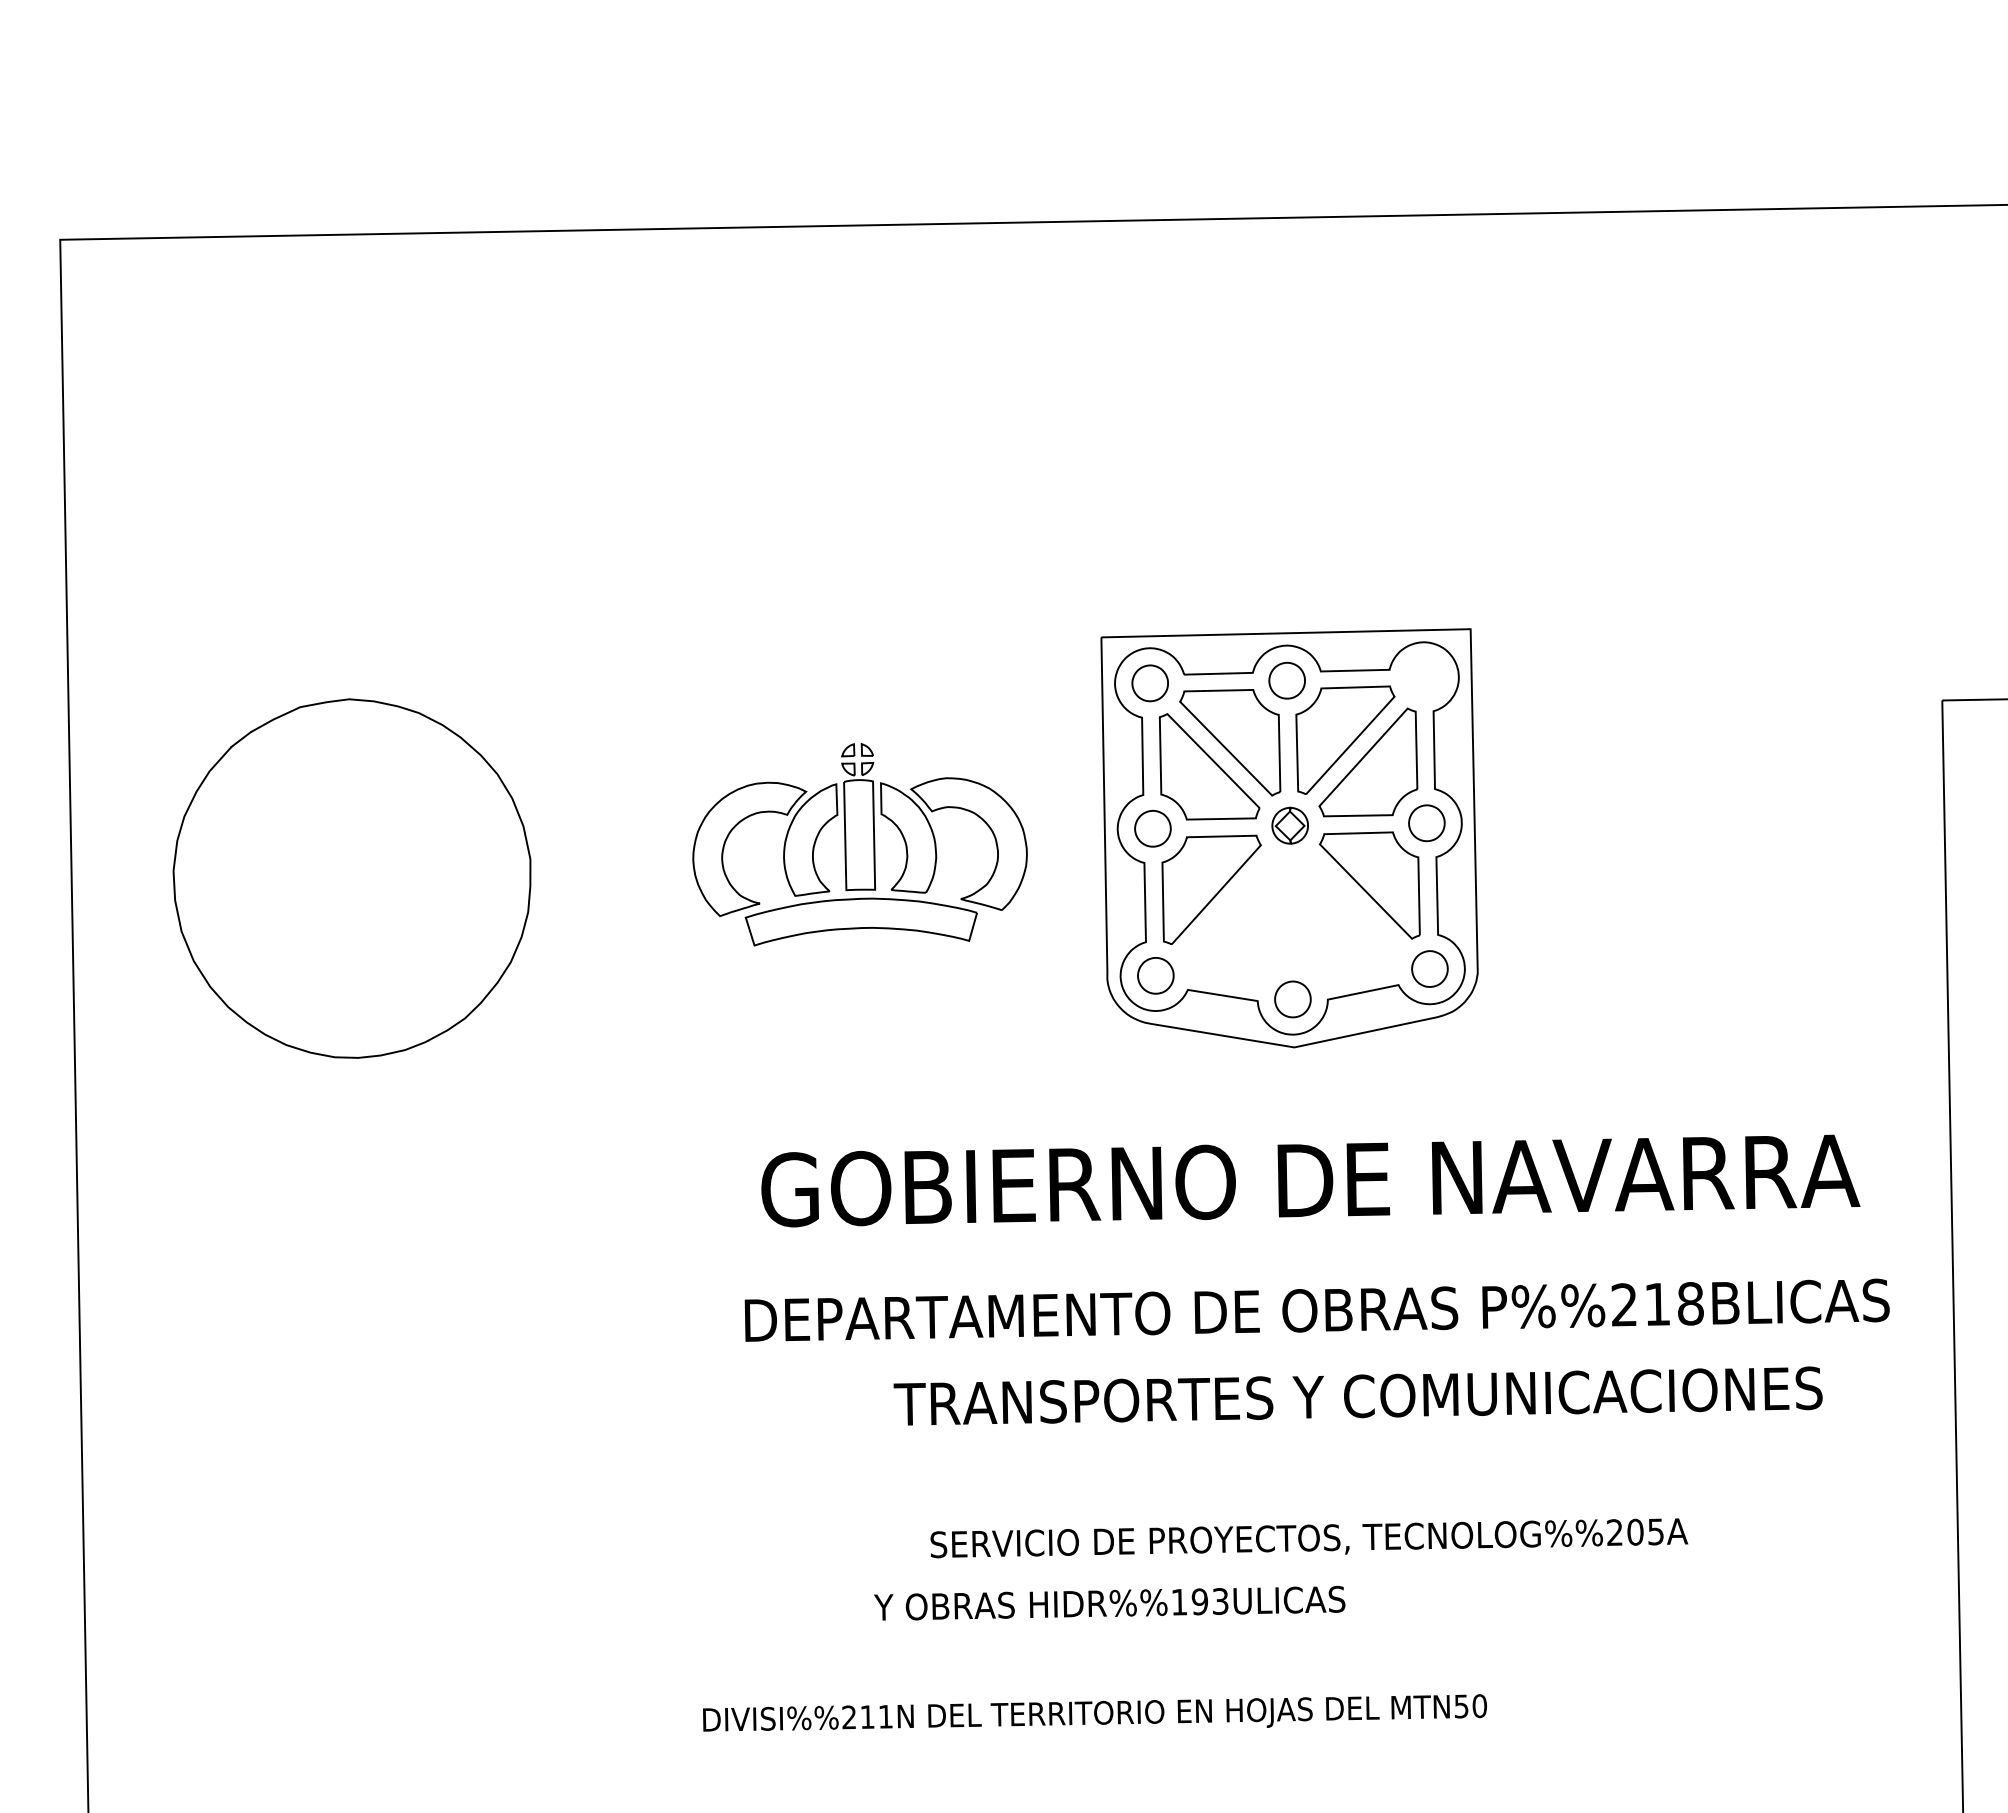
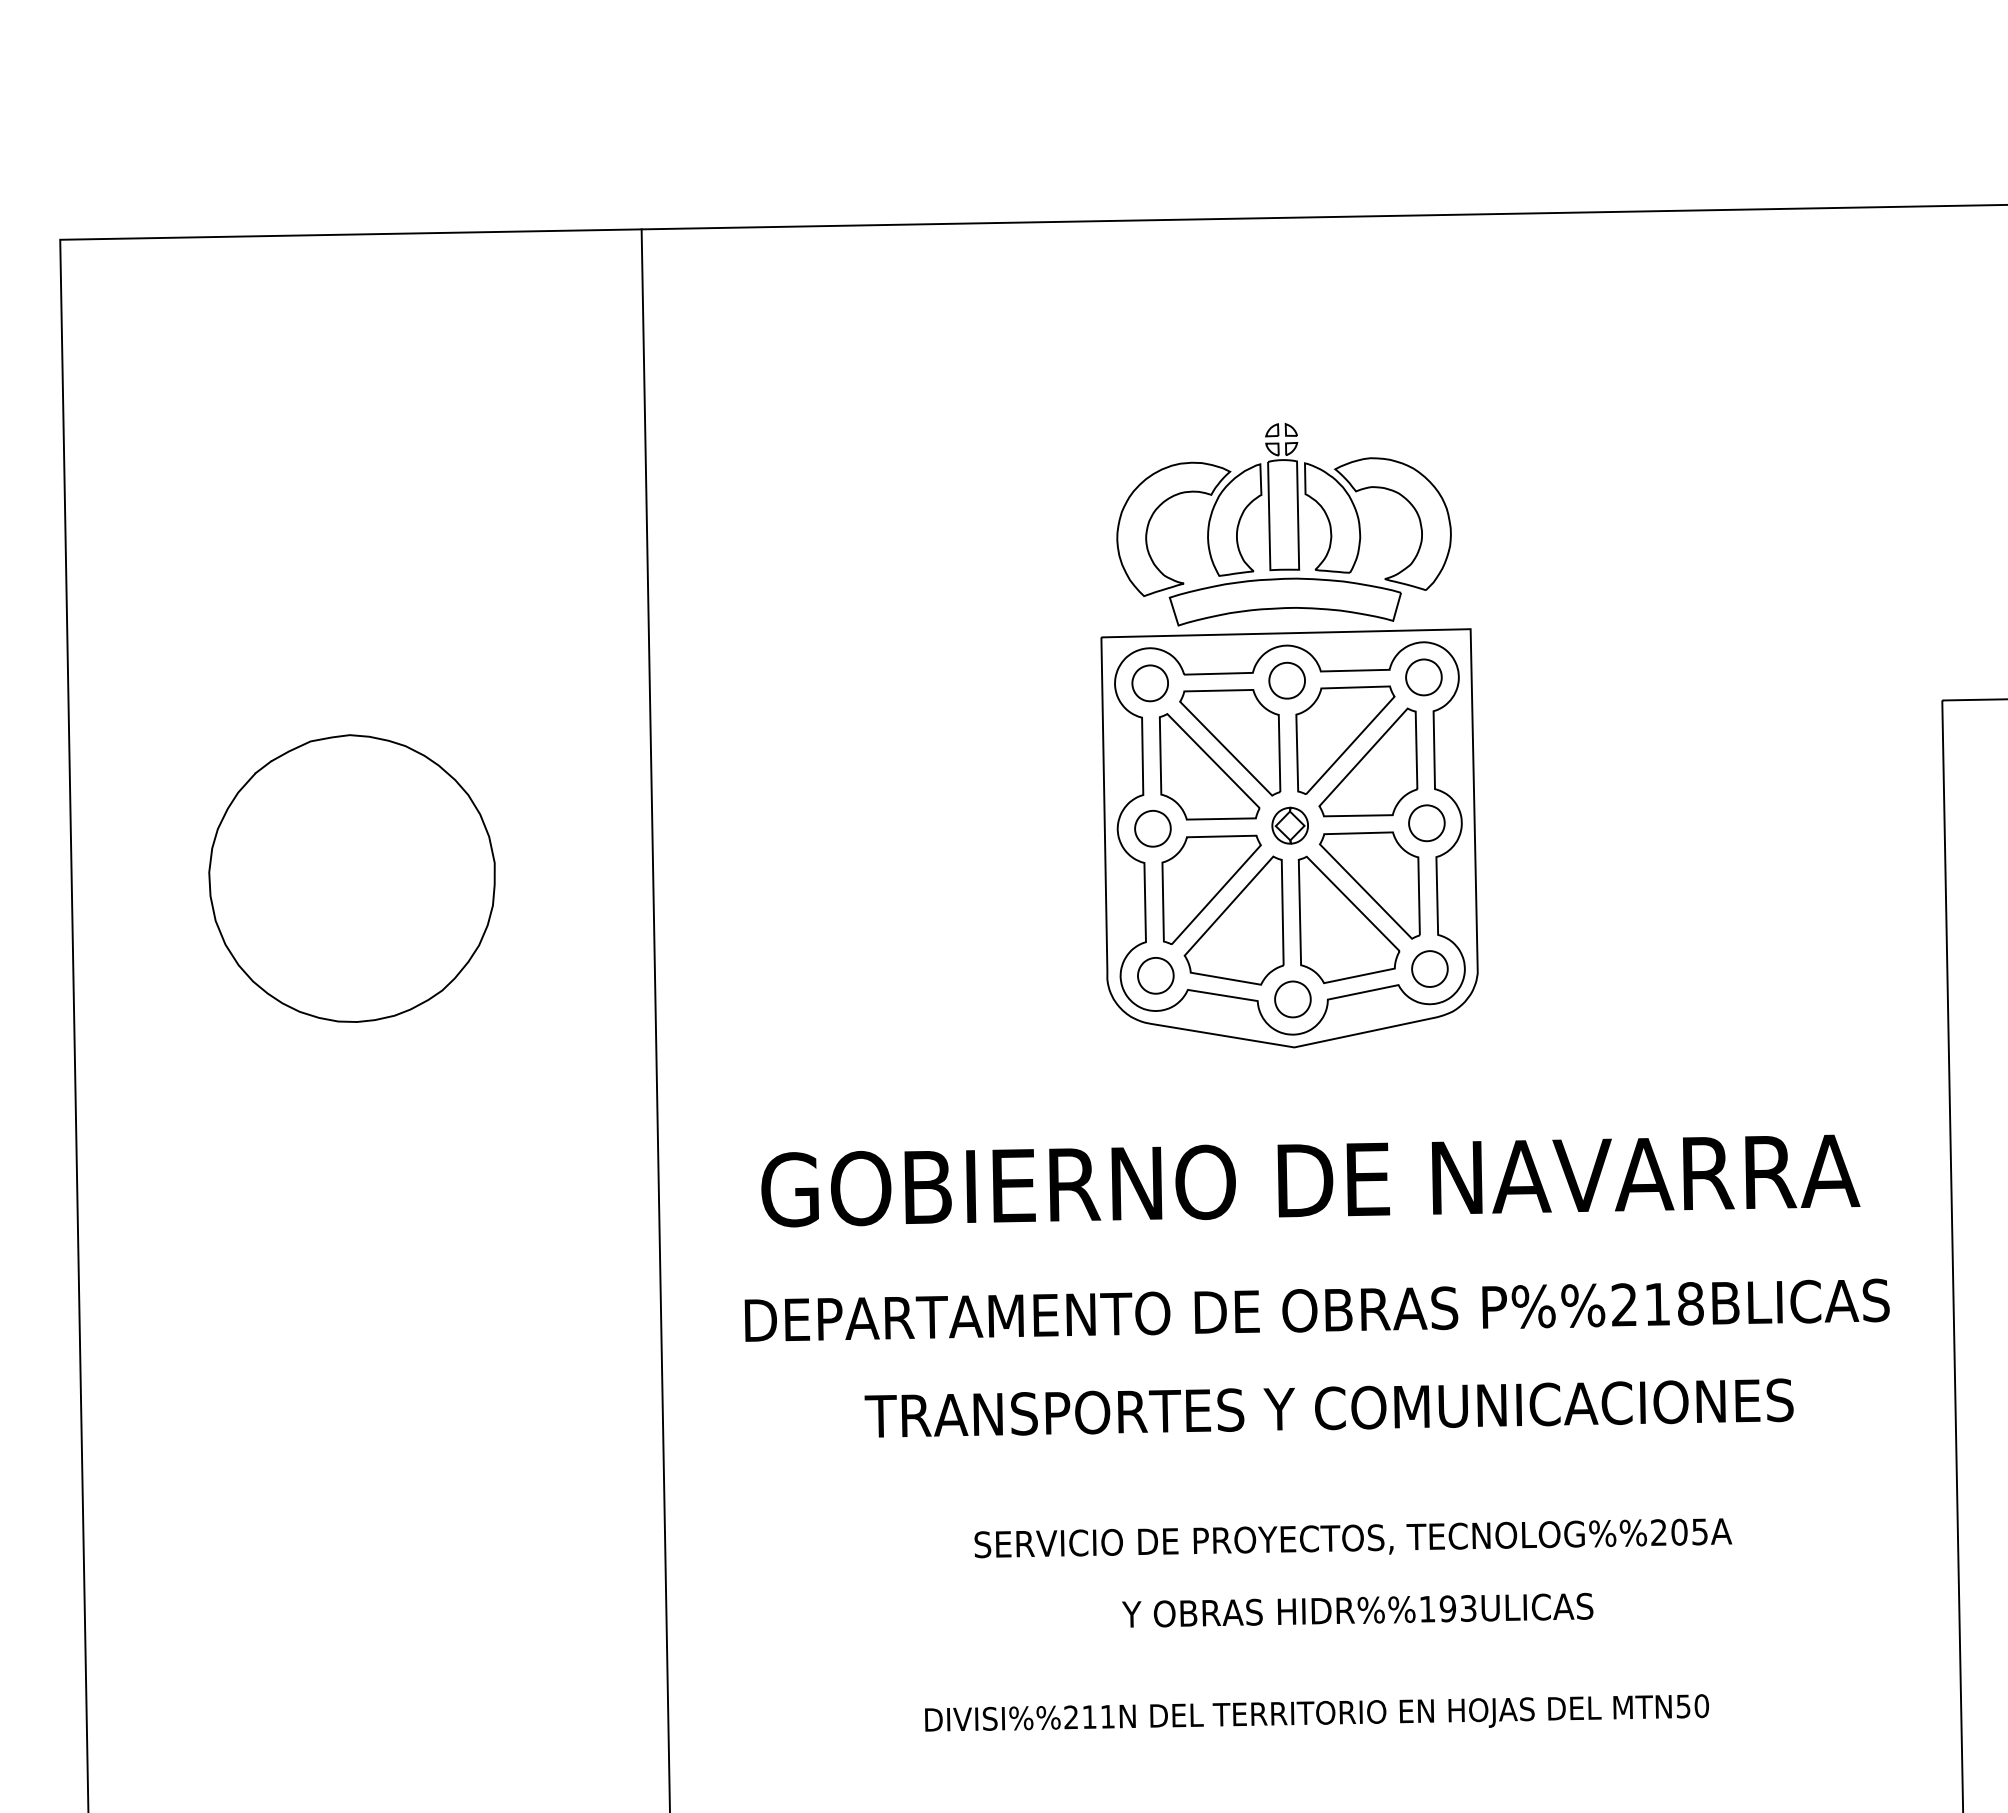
part: none -> present (1423, 677)
part position: (859, 844) -> (1283, 524) (1283, 524)
part size: 360x361 px -> 288x289 px (351, 878)
part: none -> present (1348, 919)
part: none -> present (1233, 920)
line: none -> present (655, 1019)
text position: (1357, 1395) -> (1328, 1407) (1328, 1407)
text position: (1309, 1538) -> (1353, 1538) (1353, 1538)
text position: (1109, 1602) -> (1357, 1609) (1357, 1609)
text position: (1094, 1712) -> (1316, 1712) (1316, 1712)
